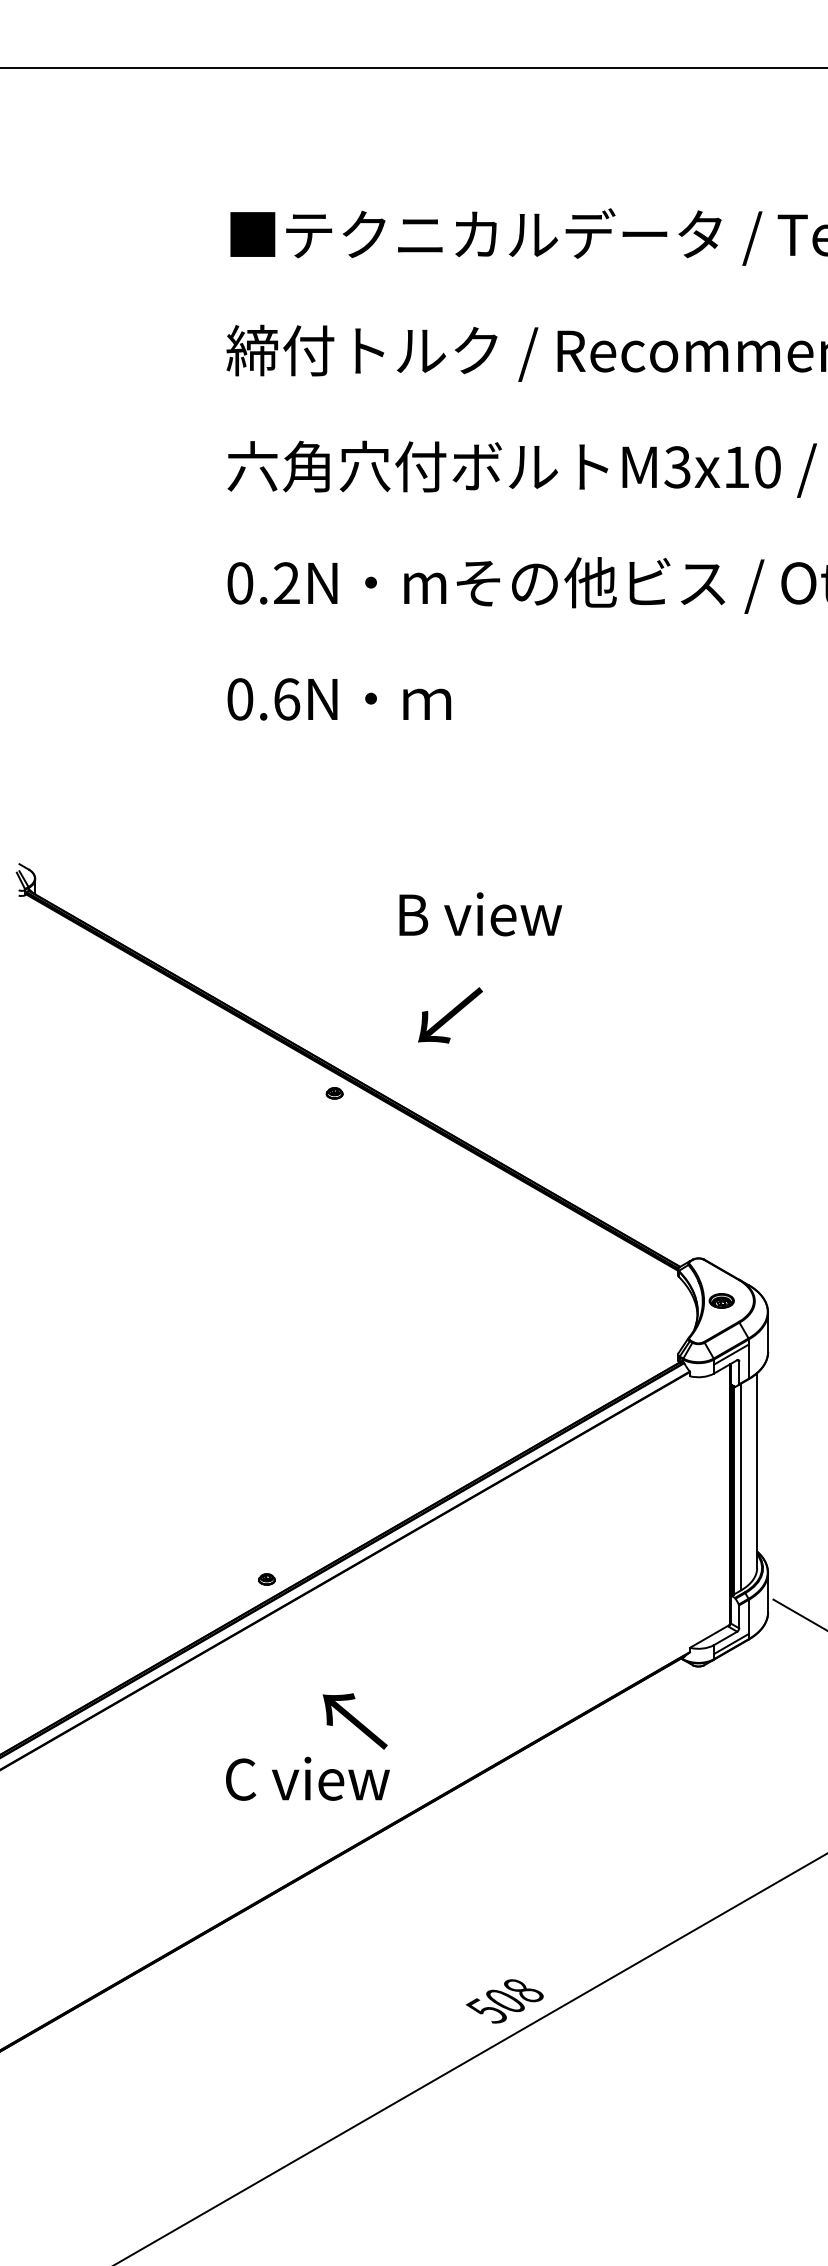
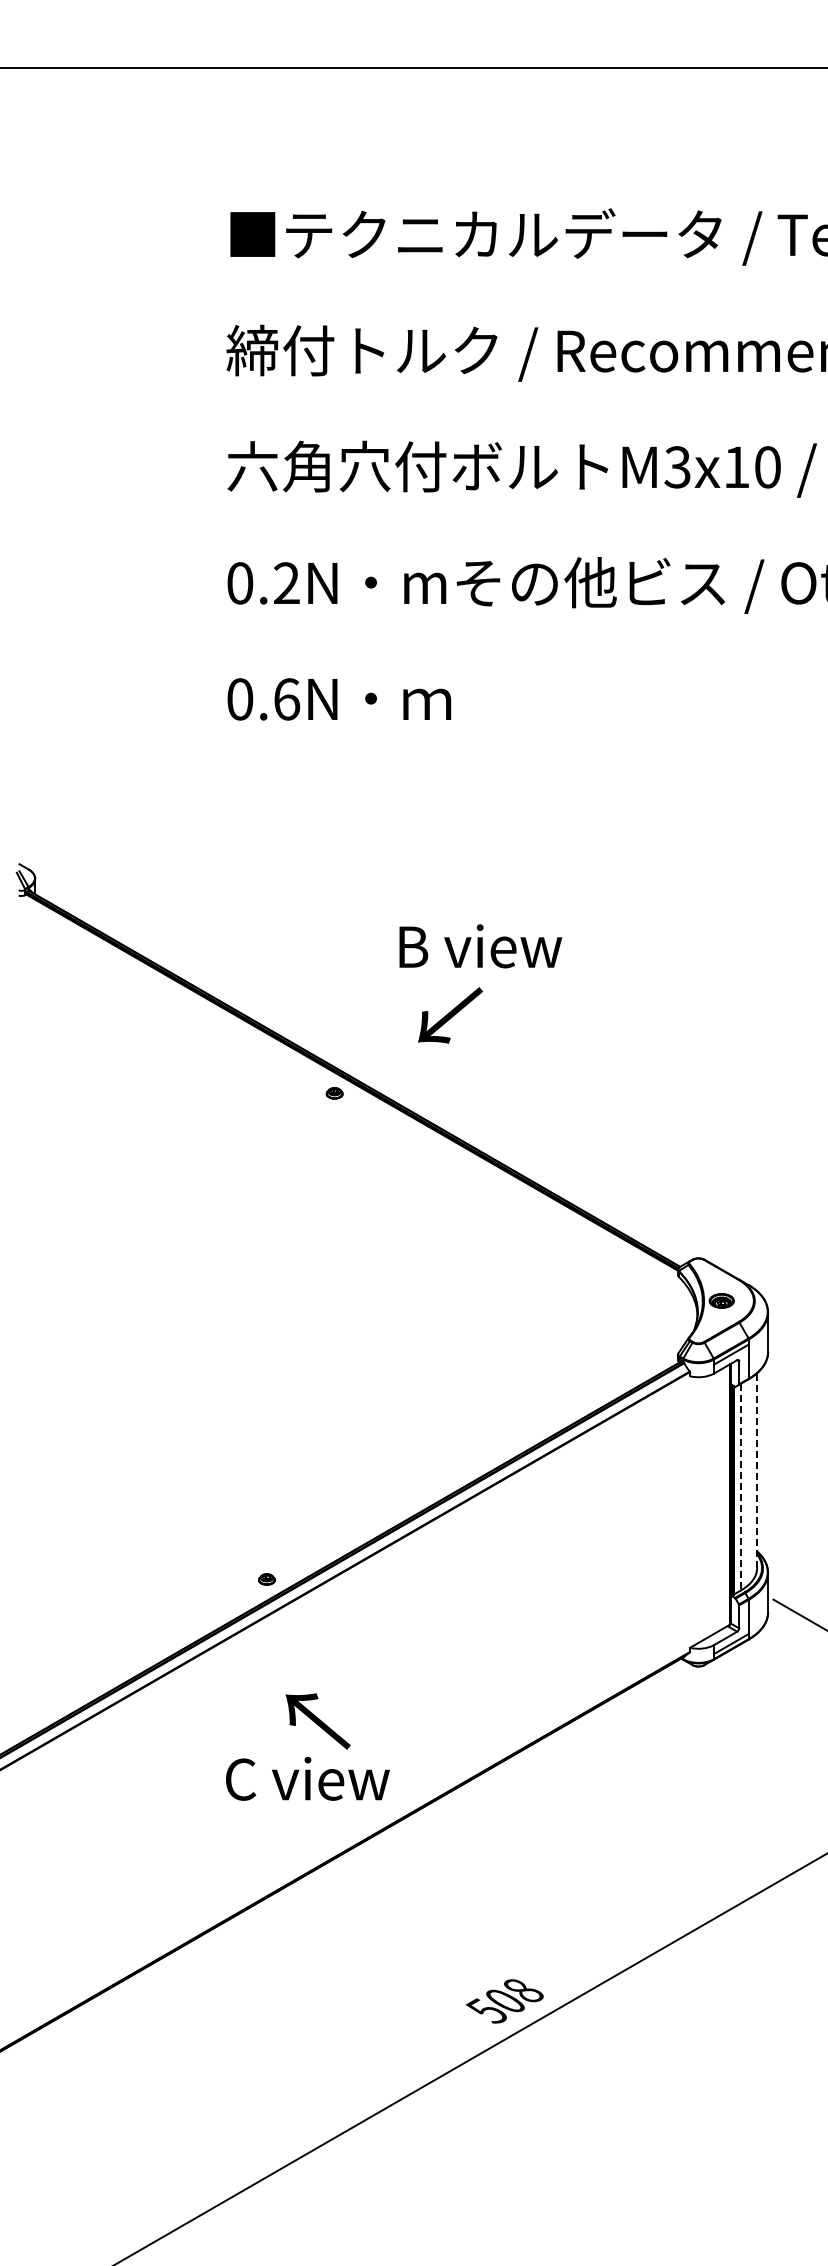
text position: (480, 914) -> (480, 946) (480, 946)
line: solid -> dashed (757, 1470)
line: solid -> dashed (741, 1487)
text position: (354, 1721) -> (317, 1721) (317, 1721)
